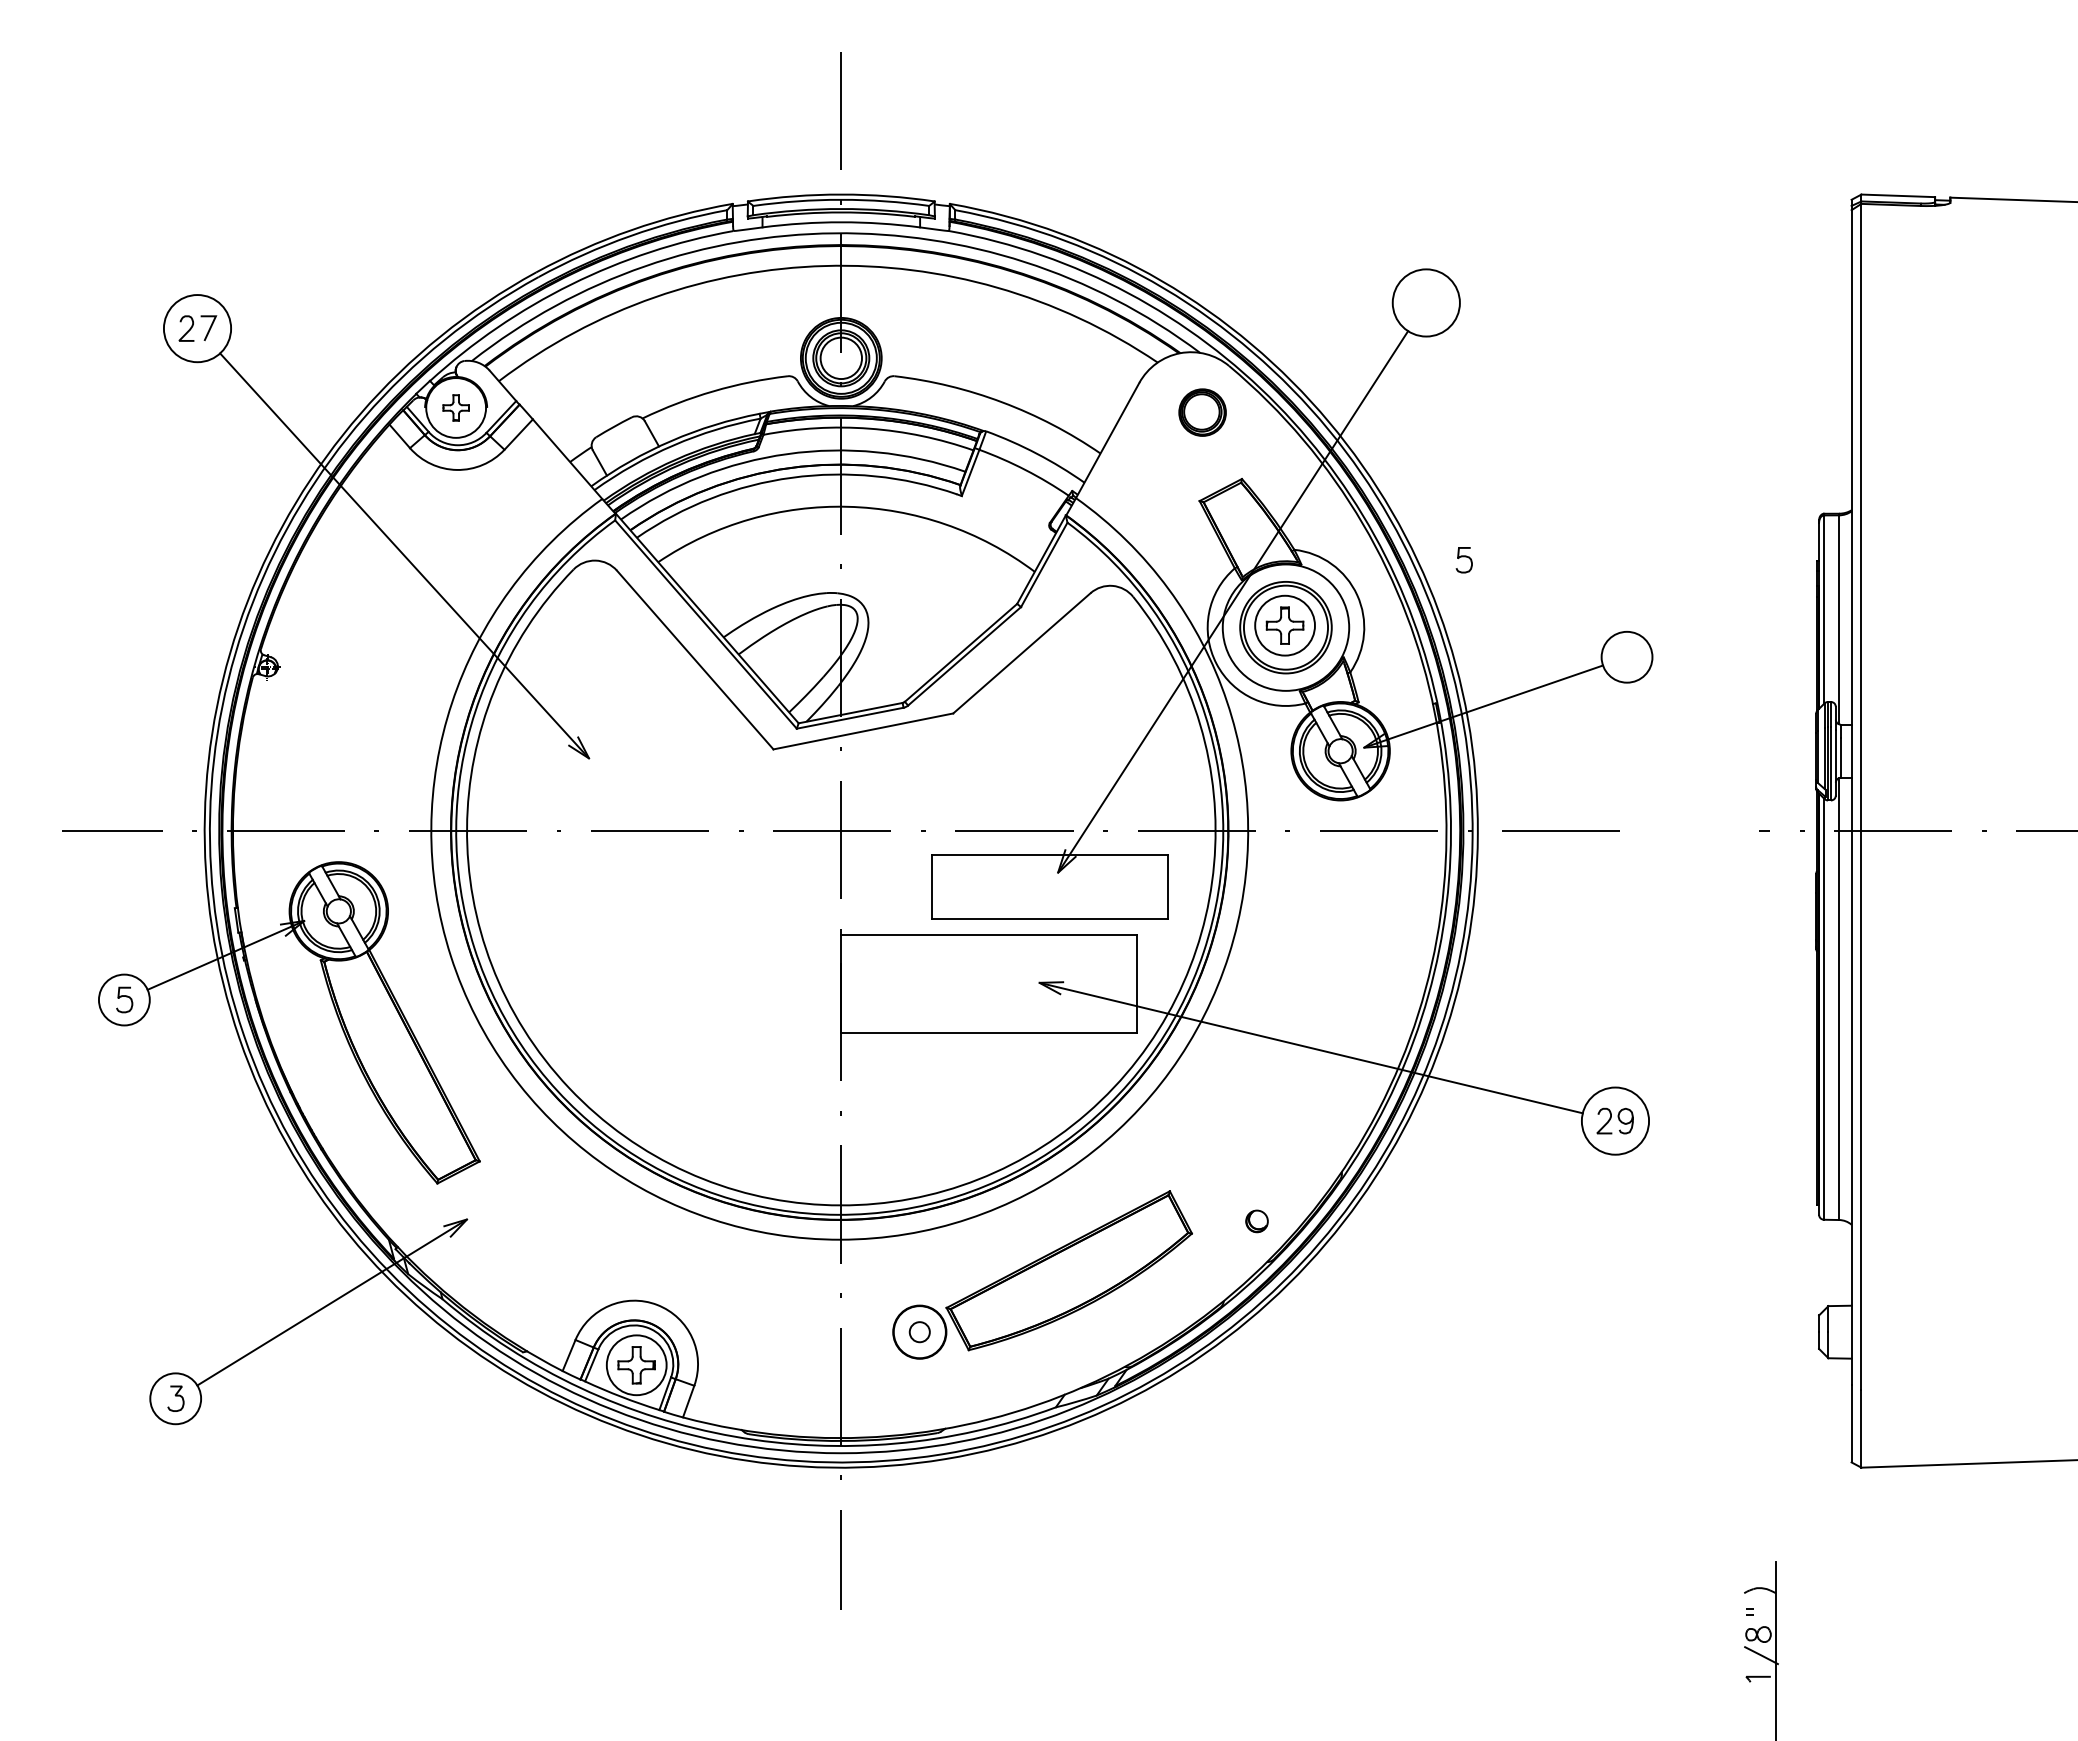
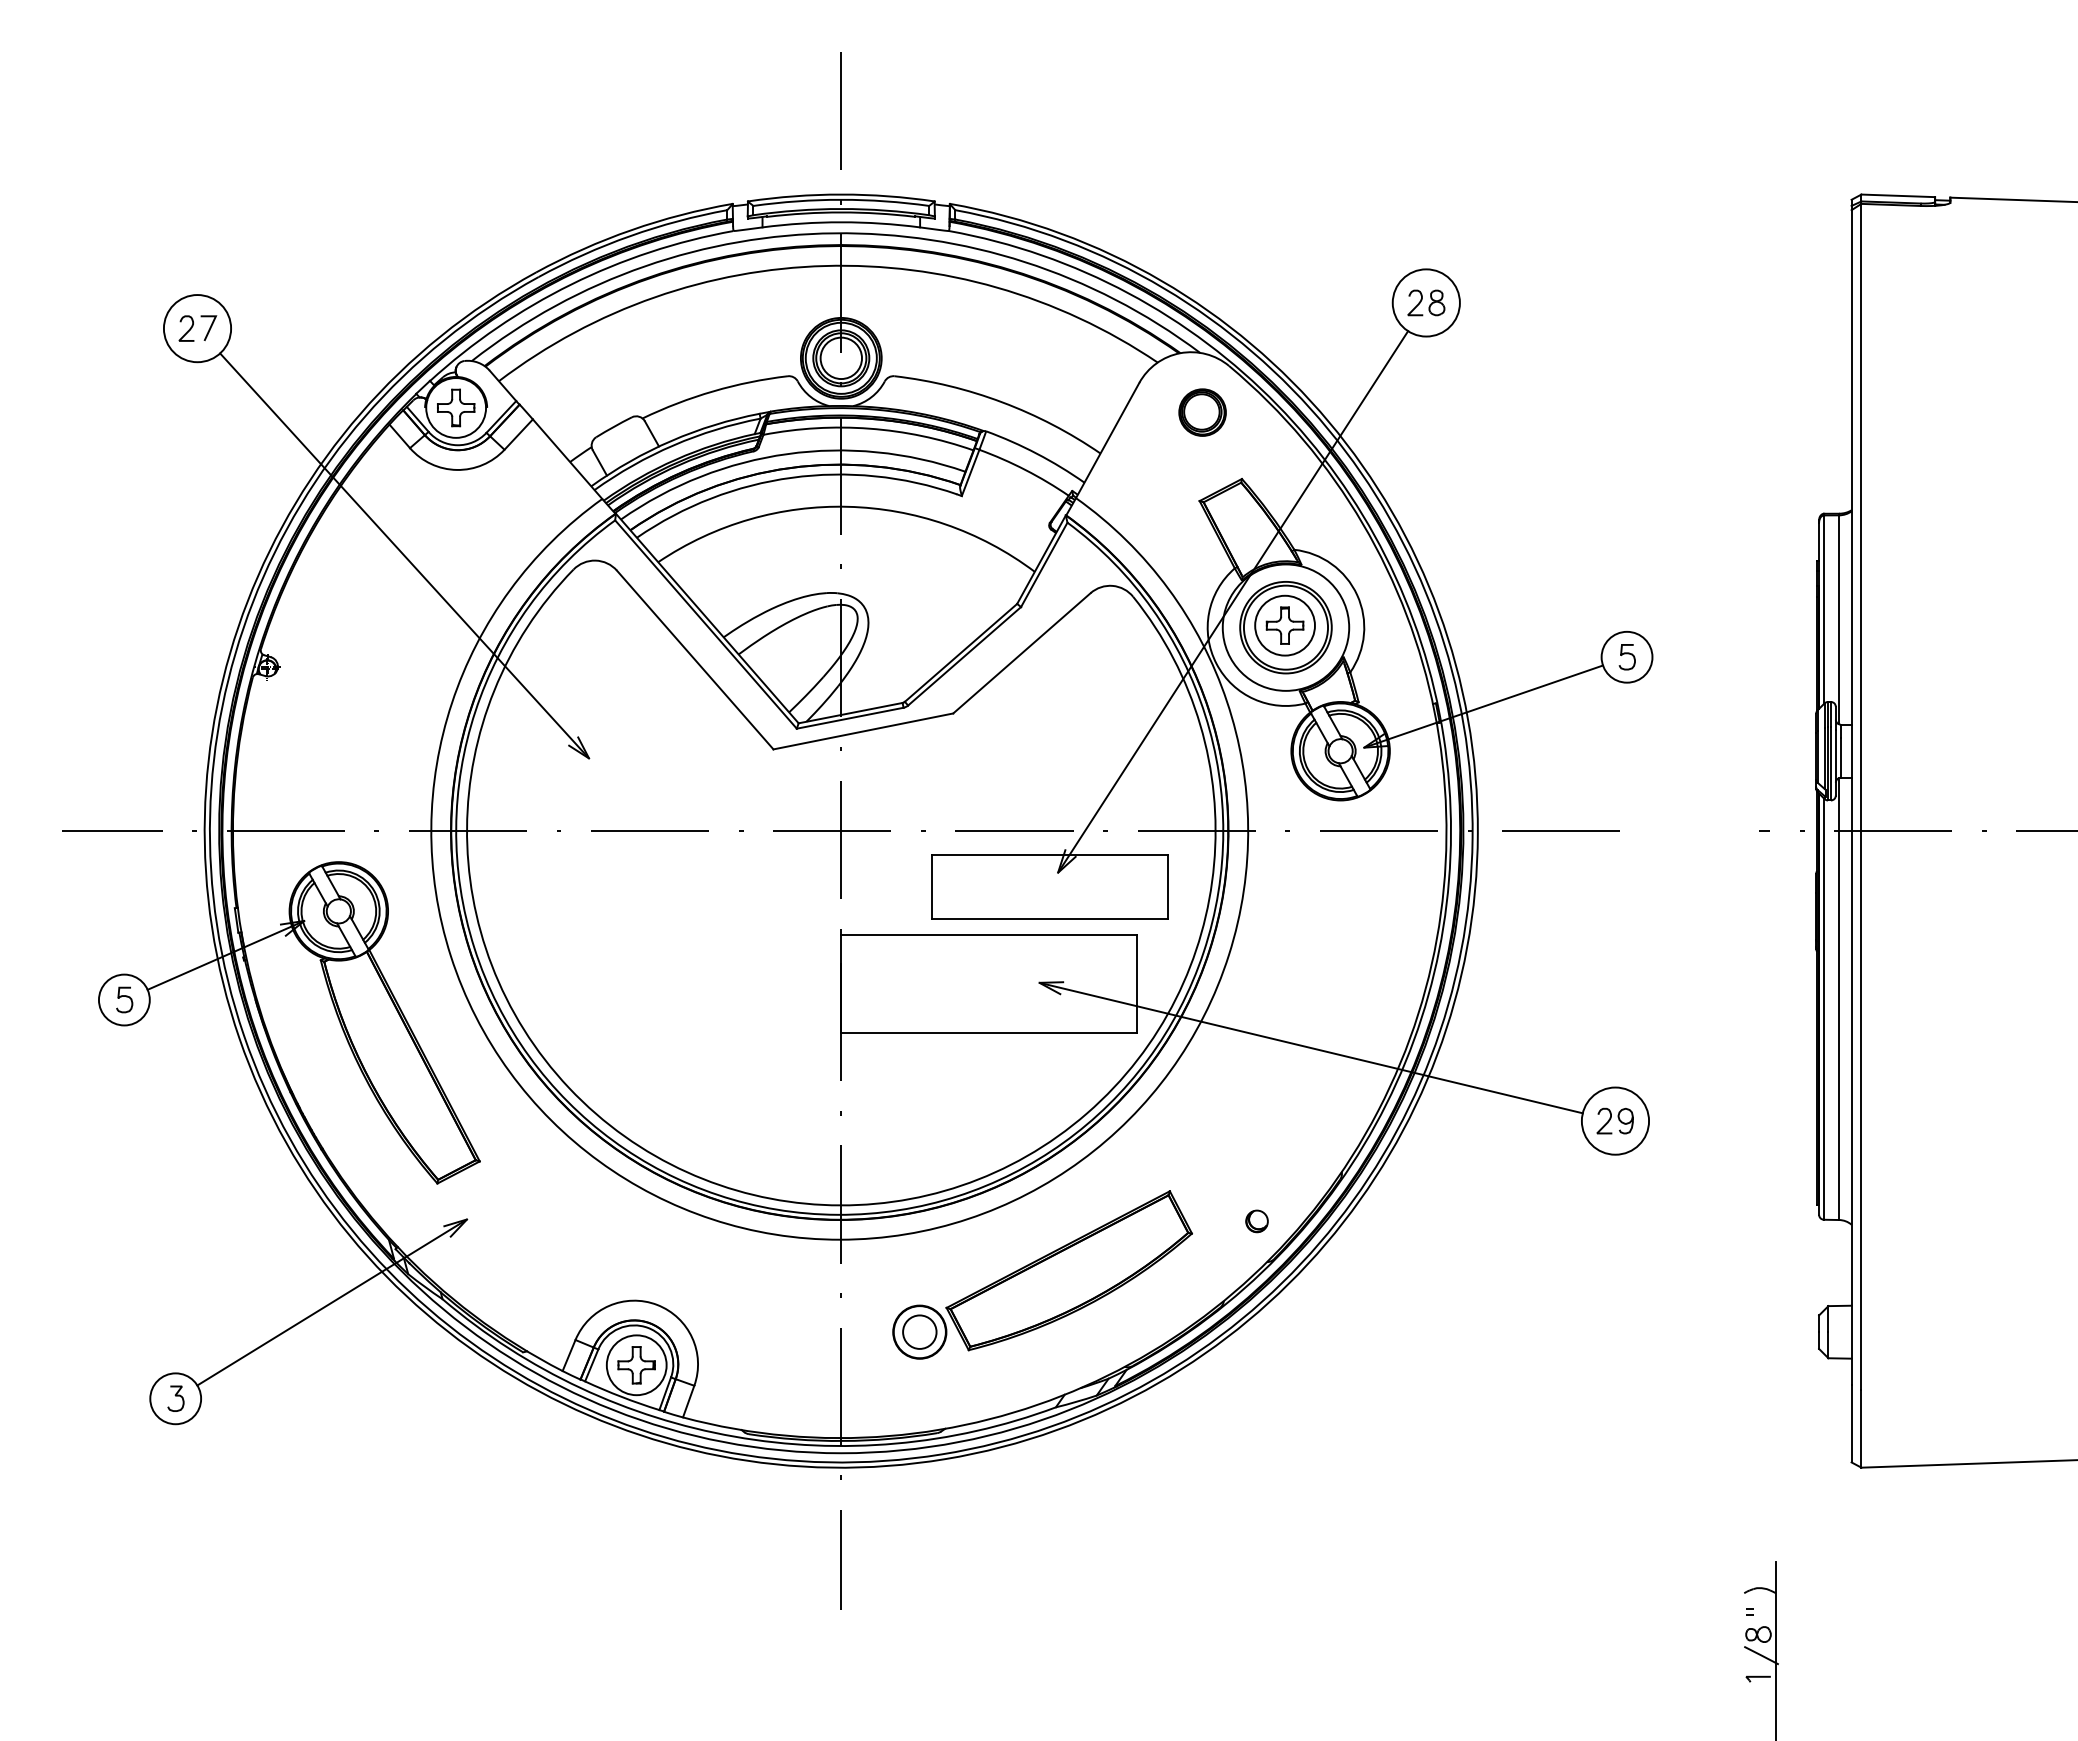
part: none -> present (1426, 302)
part size: 28x28 px -> 39x40 px (456, 407)
curve position: (1463, 557) -> (1626, 654) (1626, 654)
circle diameter: 20 px -> 33 px (919, 1331)
